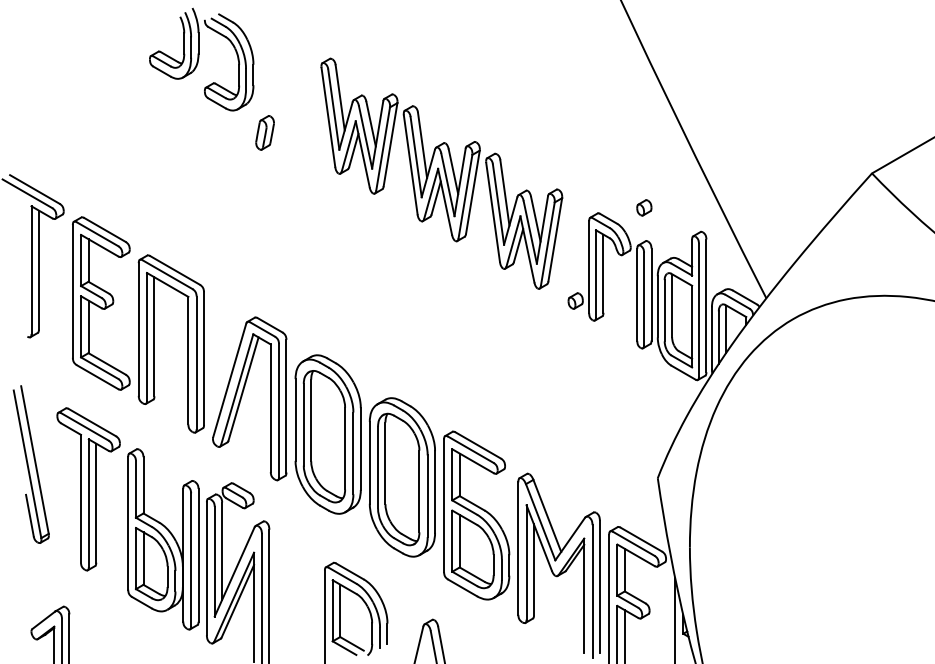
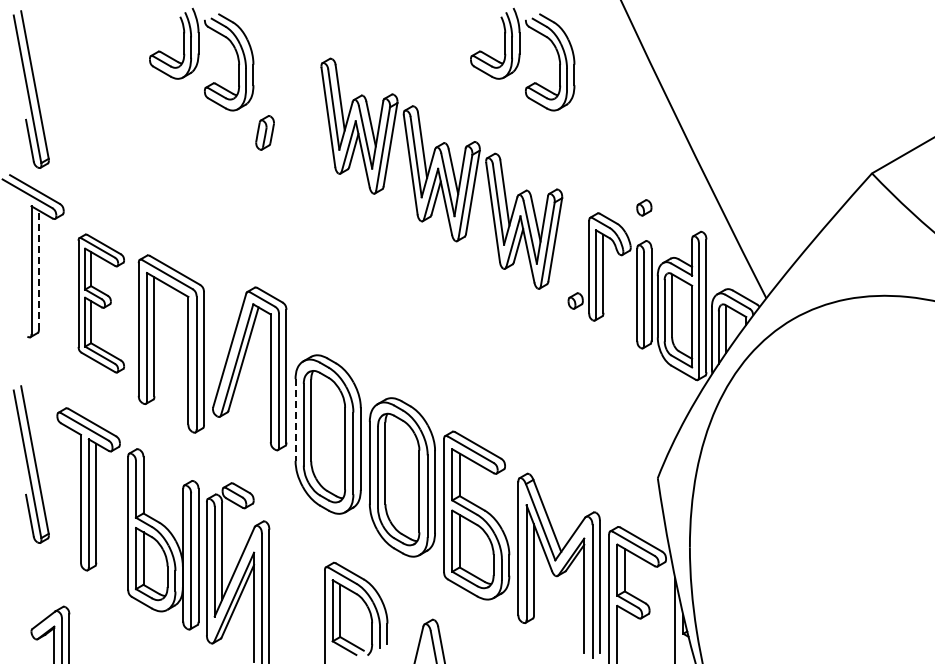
part: none -> present (522, 59)
part: none -> present (30, 89)
line: solid -> dashed (38, 270)
part size: 59x175 px -> 48x141 px (100, 303)
part position: (242, 396) -> (242, 366) (242, 366)
line: solid -> dashed (295, 420)
line: present -> none (624, 635)
